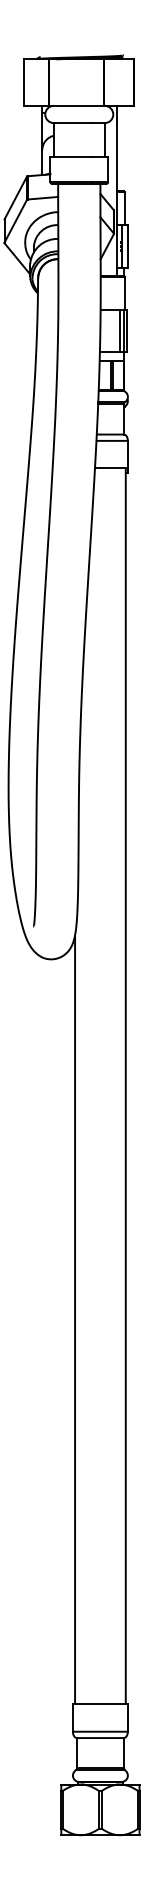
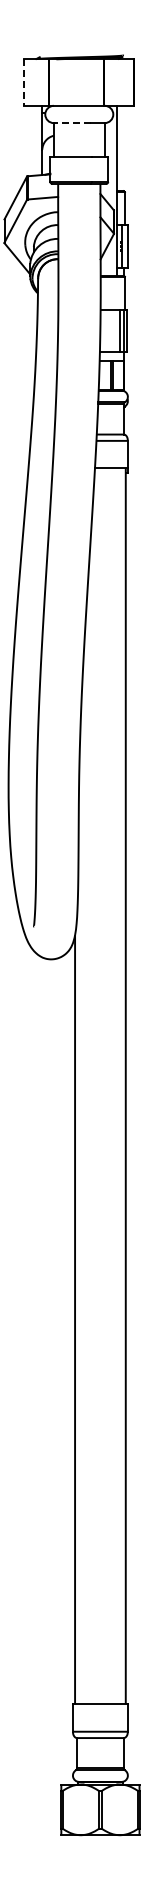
line: solid -> dashed (24, 83)
line: solid -> dashed (71, 123)
